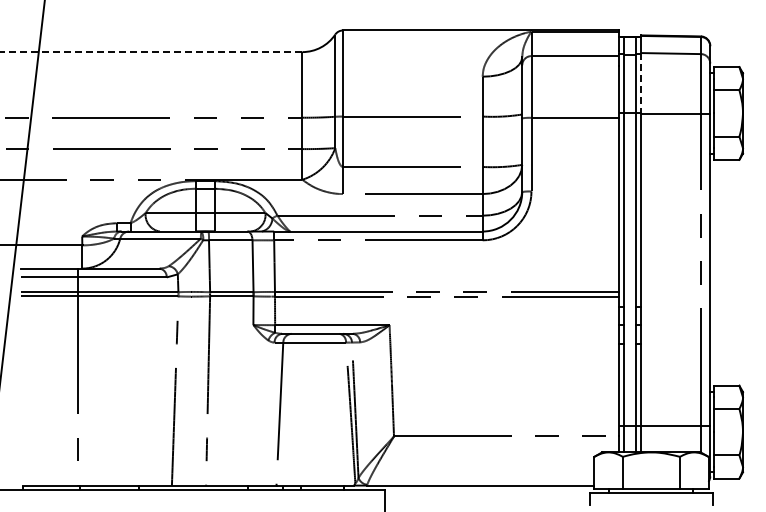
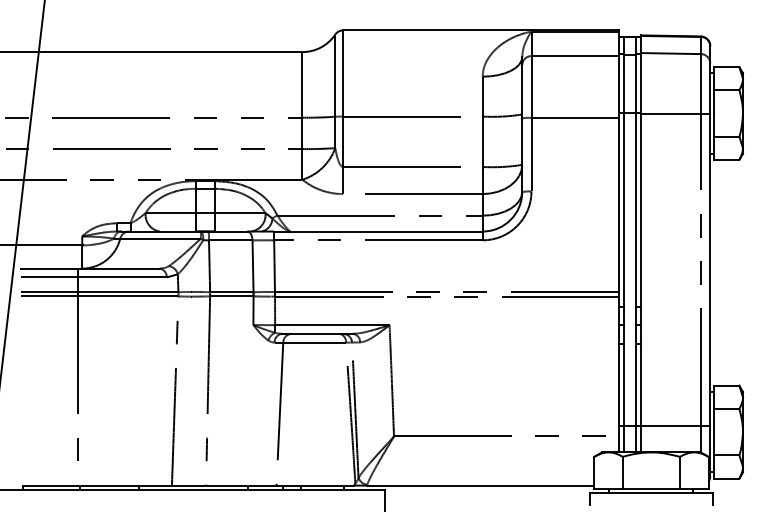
line: dashed -> solid (151, 52)
line: dashed -> solid (641, 83)
